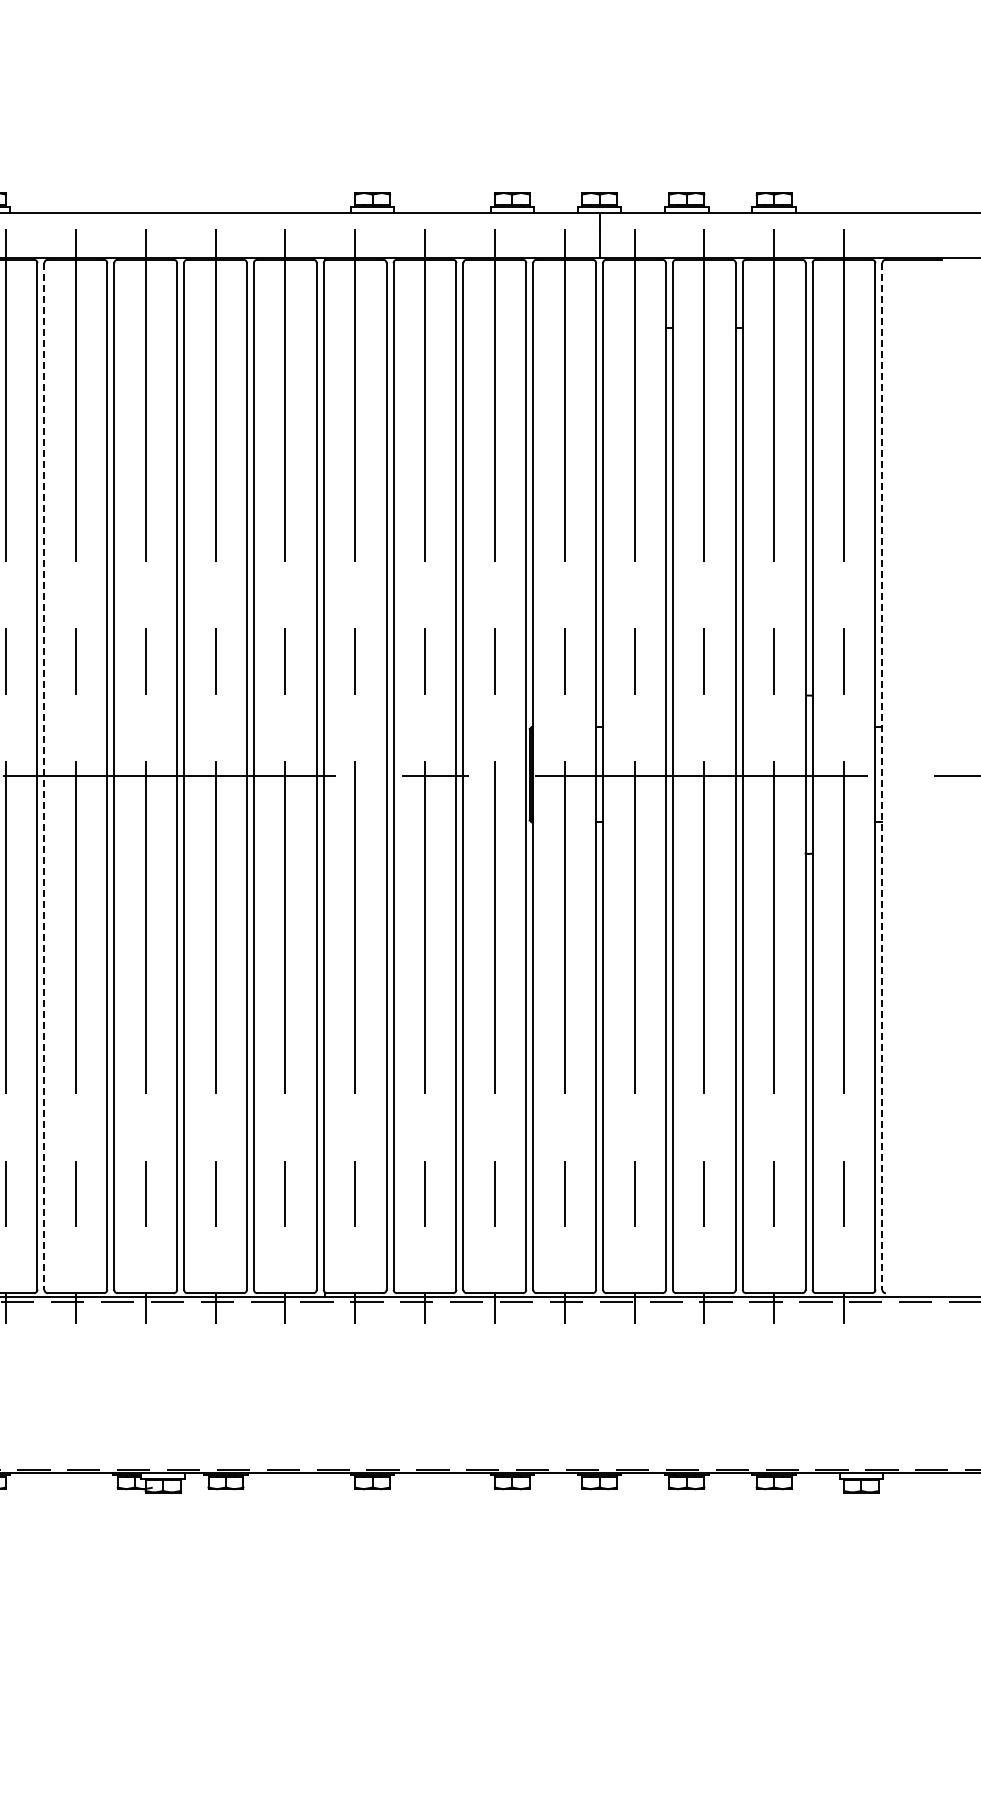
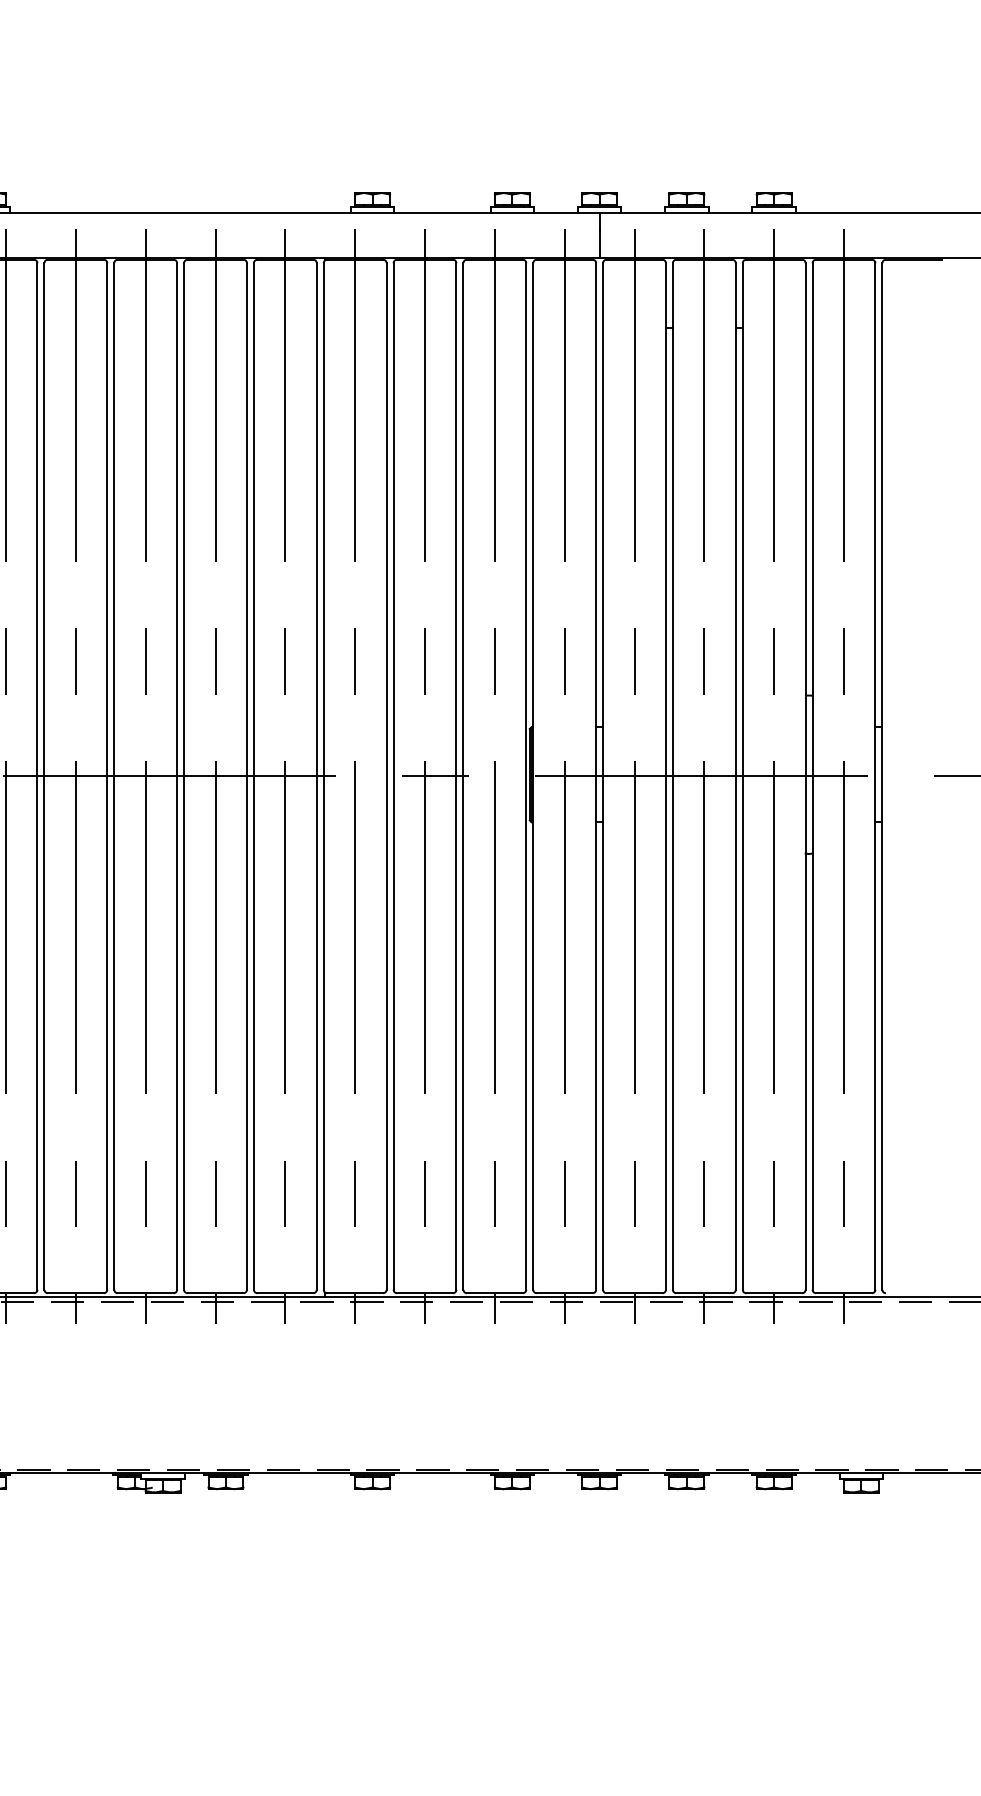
line: dashed -> solid (44, 776)
line: dashed -> solid (882, 776)
